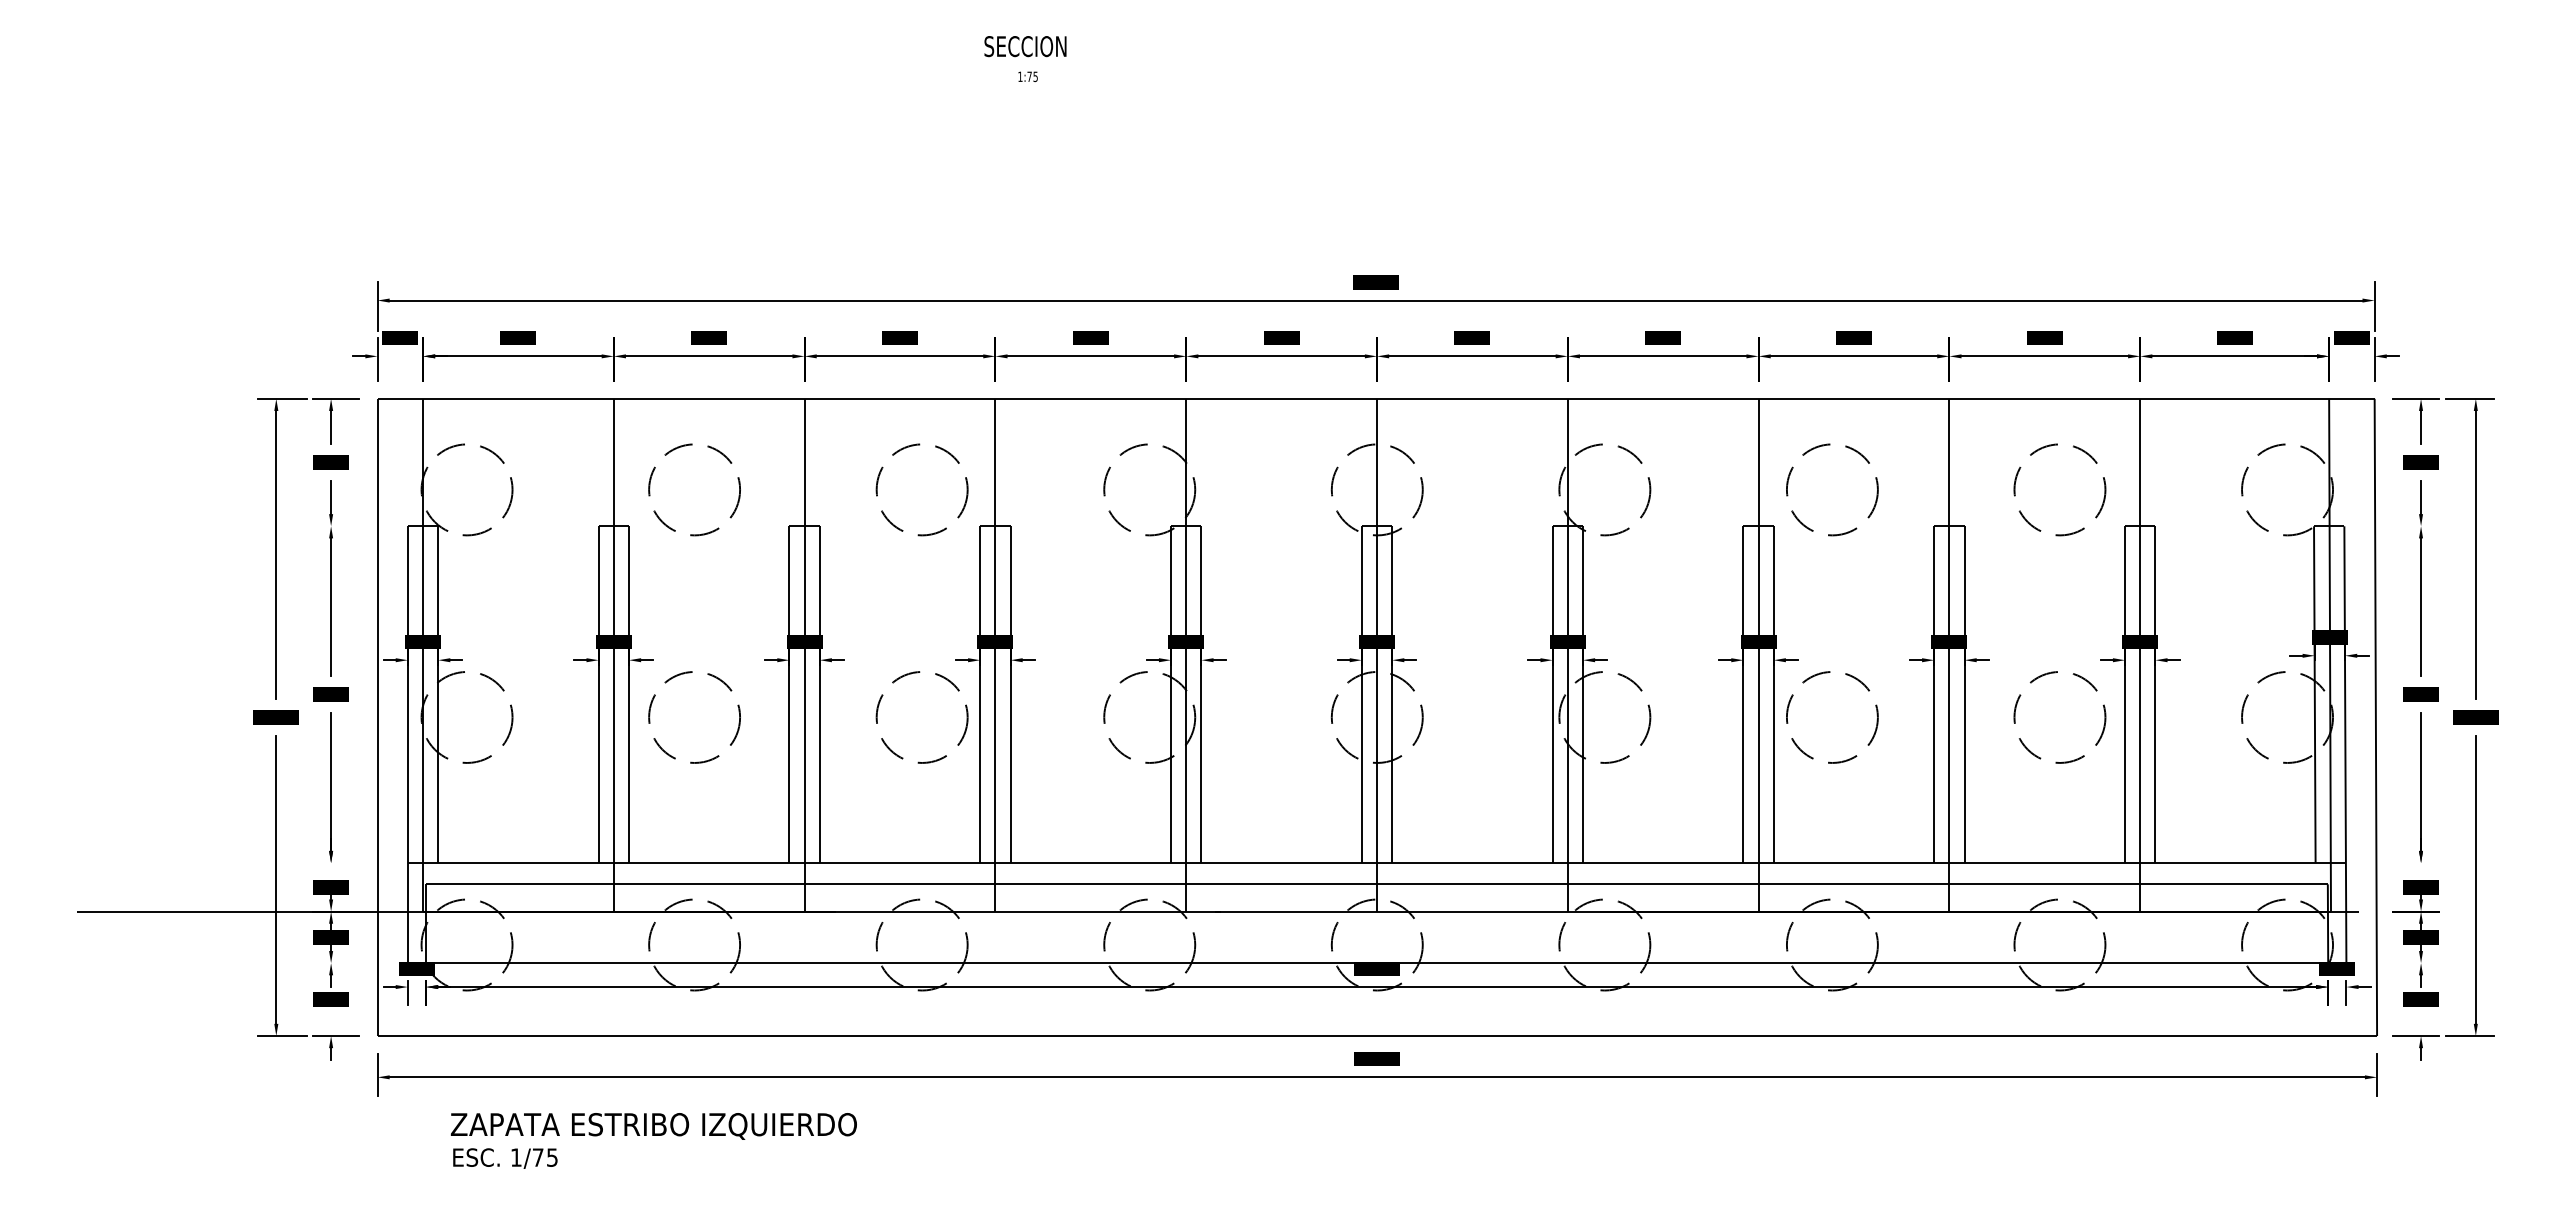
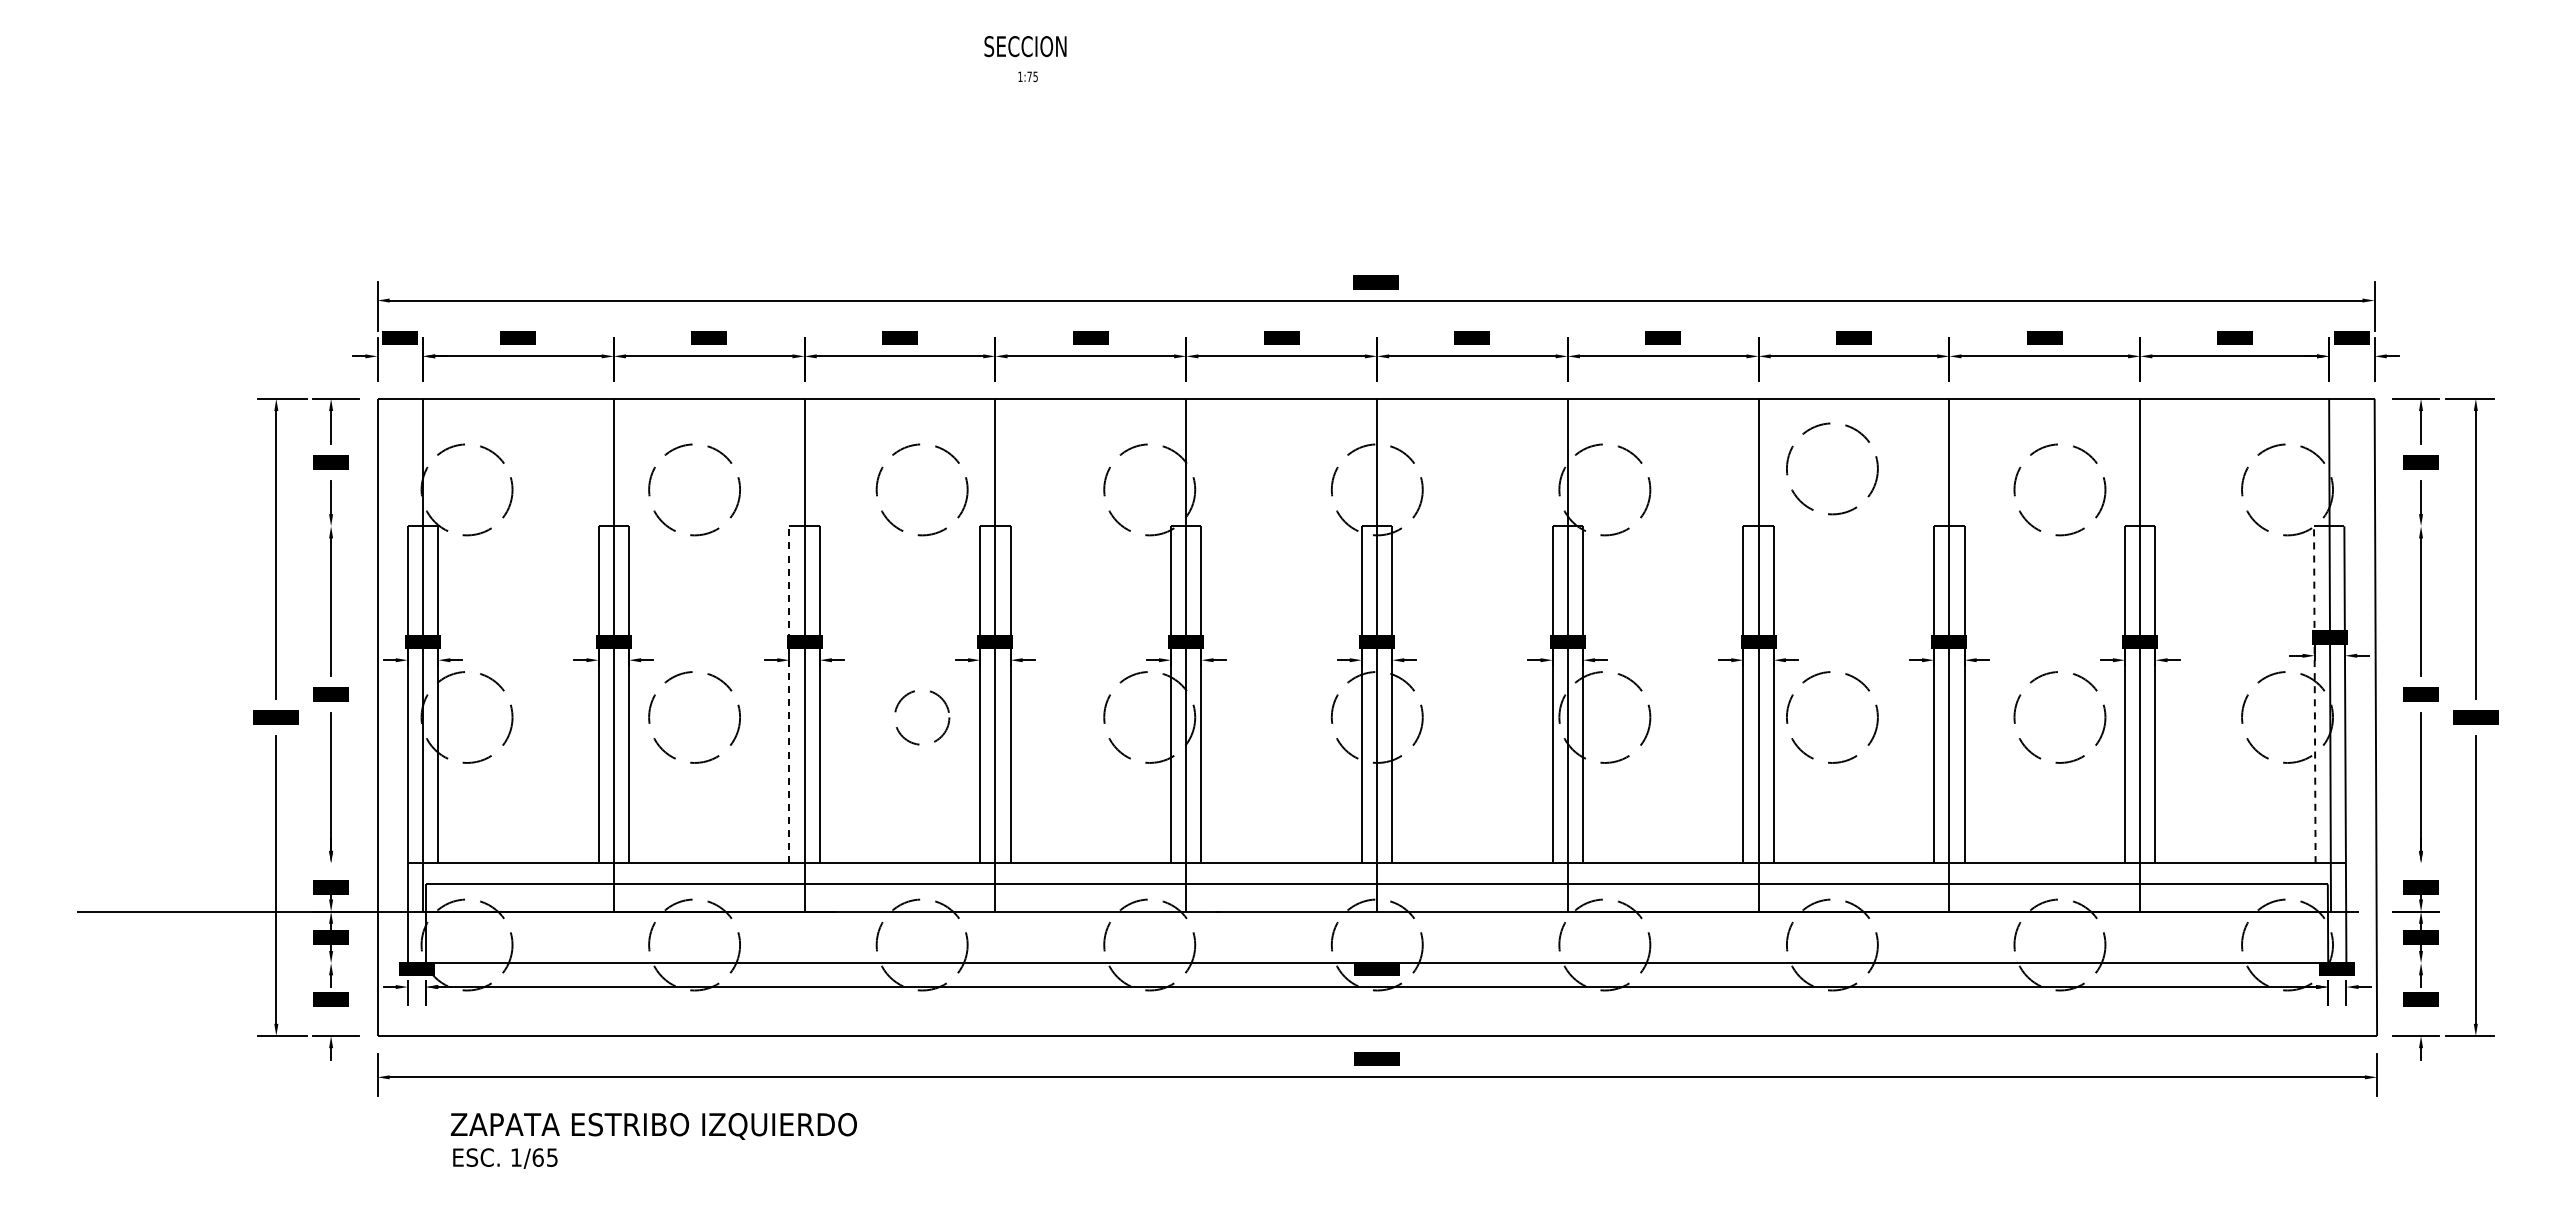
circle position: (1832, 489) -> (1832, 468) (1832, 468)
line: solid -> dashed (789, 694)
line: solid -> dashed (2314, 694)
circle size: 94x93 px -> 57x56 px (922, 717)
text: 1/75 -> 1/65 (537, 1157)
